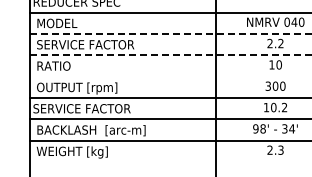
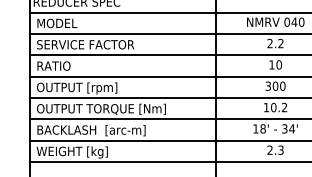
line: dashed -> solid (171, 34)
line: dashed -> solid (171, 55)
line: none -> present (169, 76)
text: SERVICE FACTOR -> OUTPUT TORQUE [Nm] (99, 108)
text: 98' -> 18' (255, 128)
line: none -> present (169, 162)
